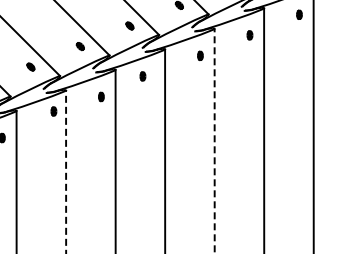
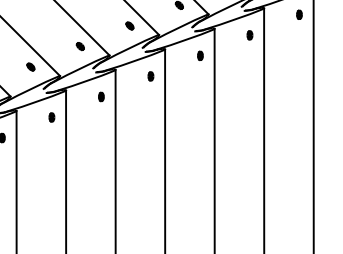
part position: (142, 76) -> (150, 76) (150, 76)
part position: (53, 111) -> (51, 117) (51, 117)
line: dashed -> solid (214, 140)
line: dashed -> solid (66, 171)
